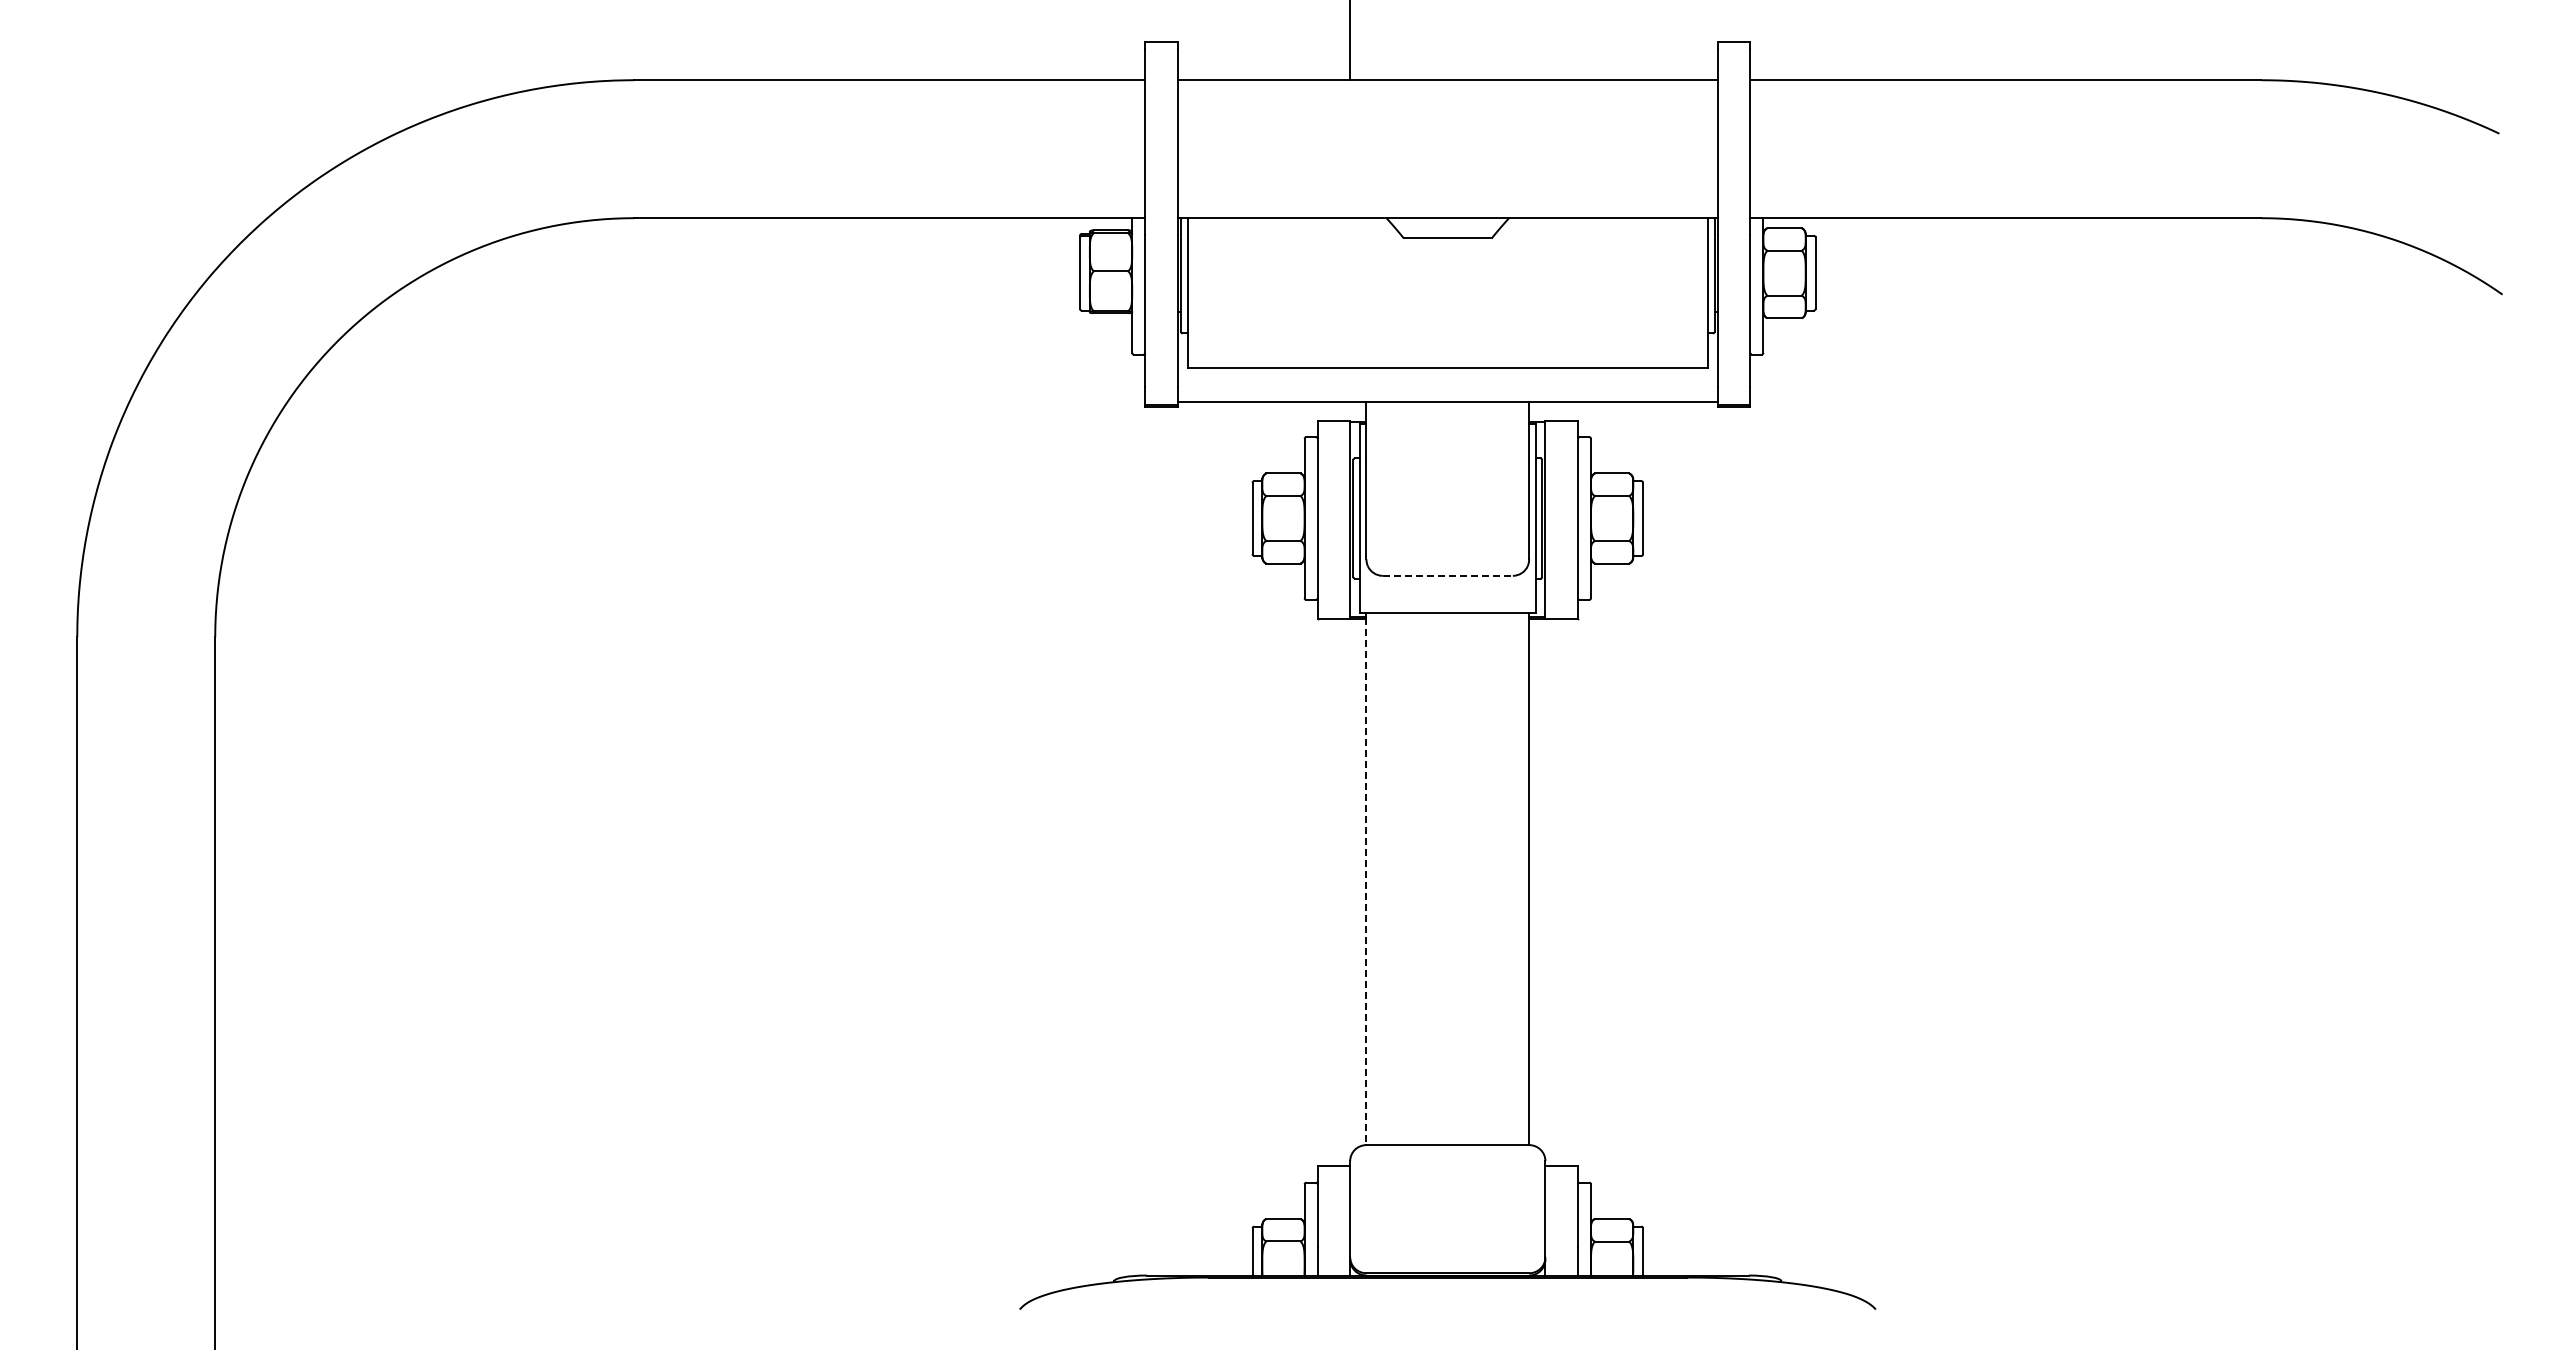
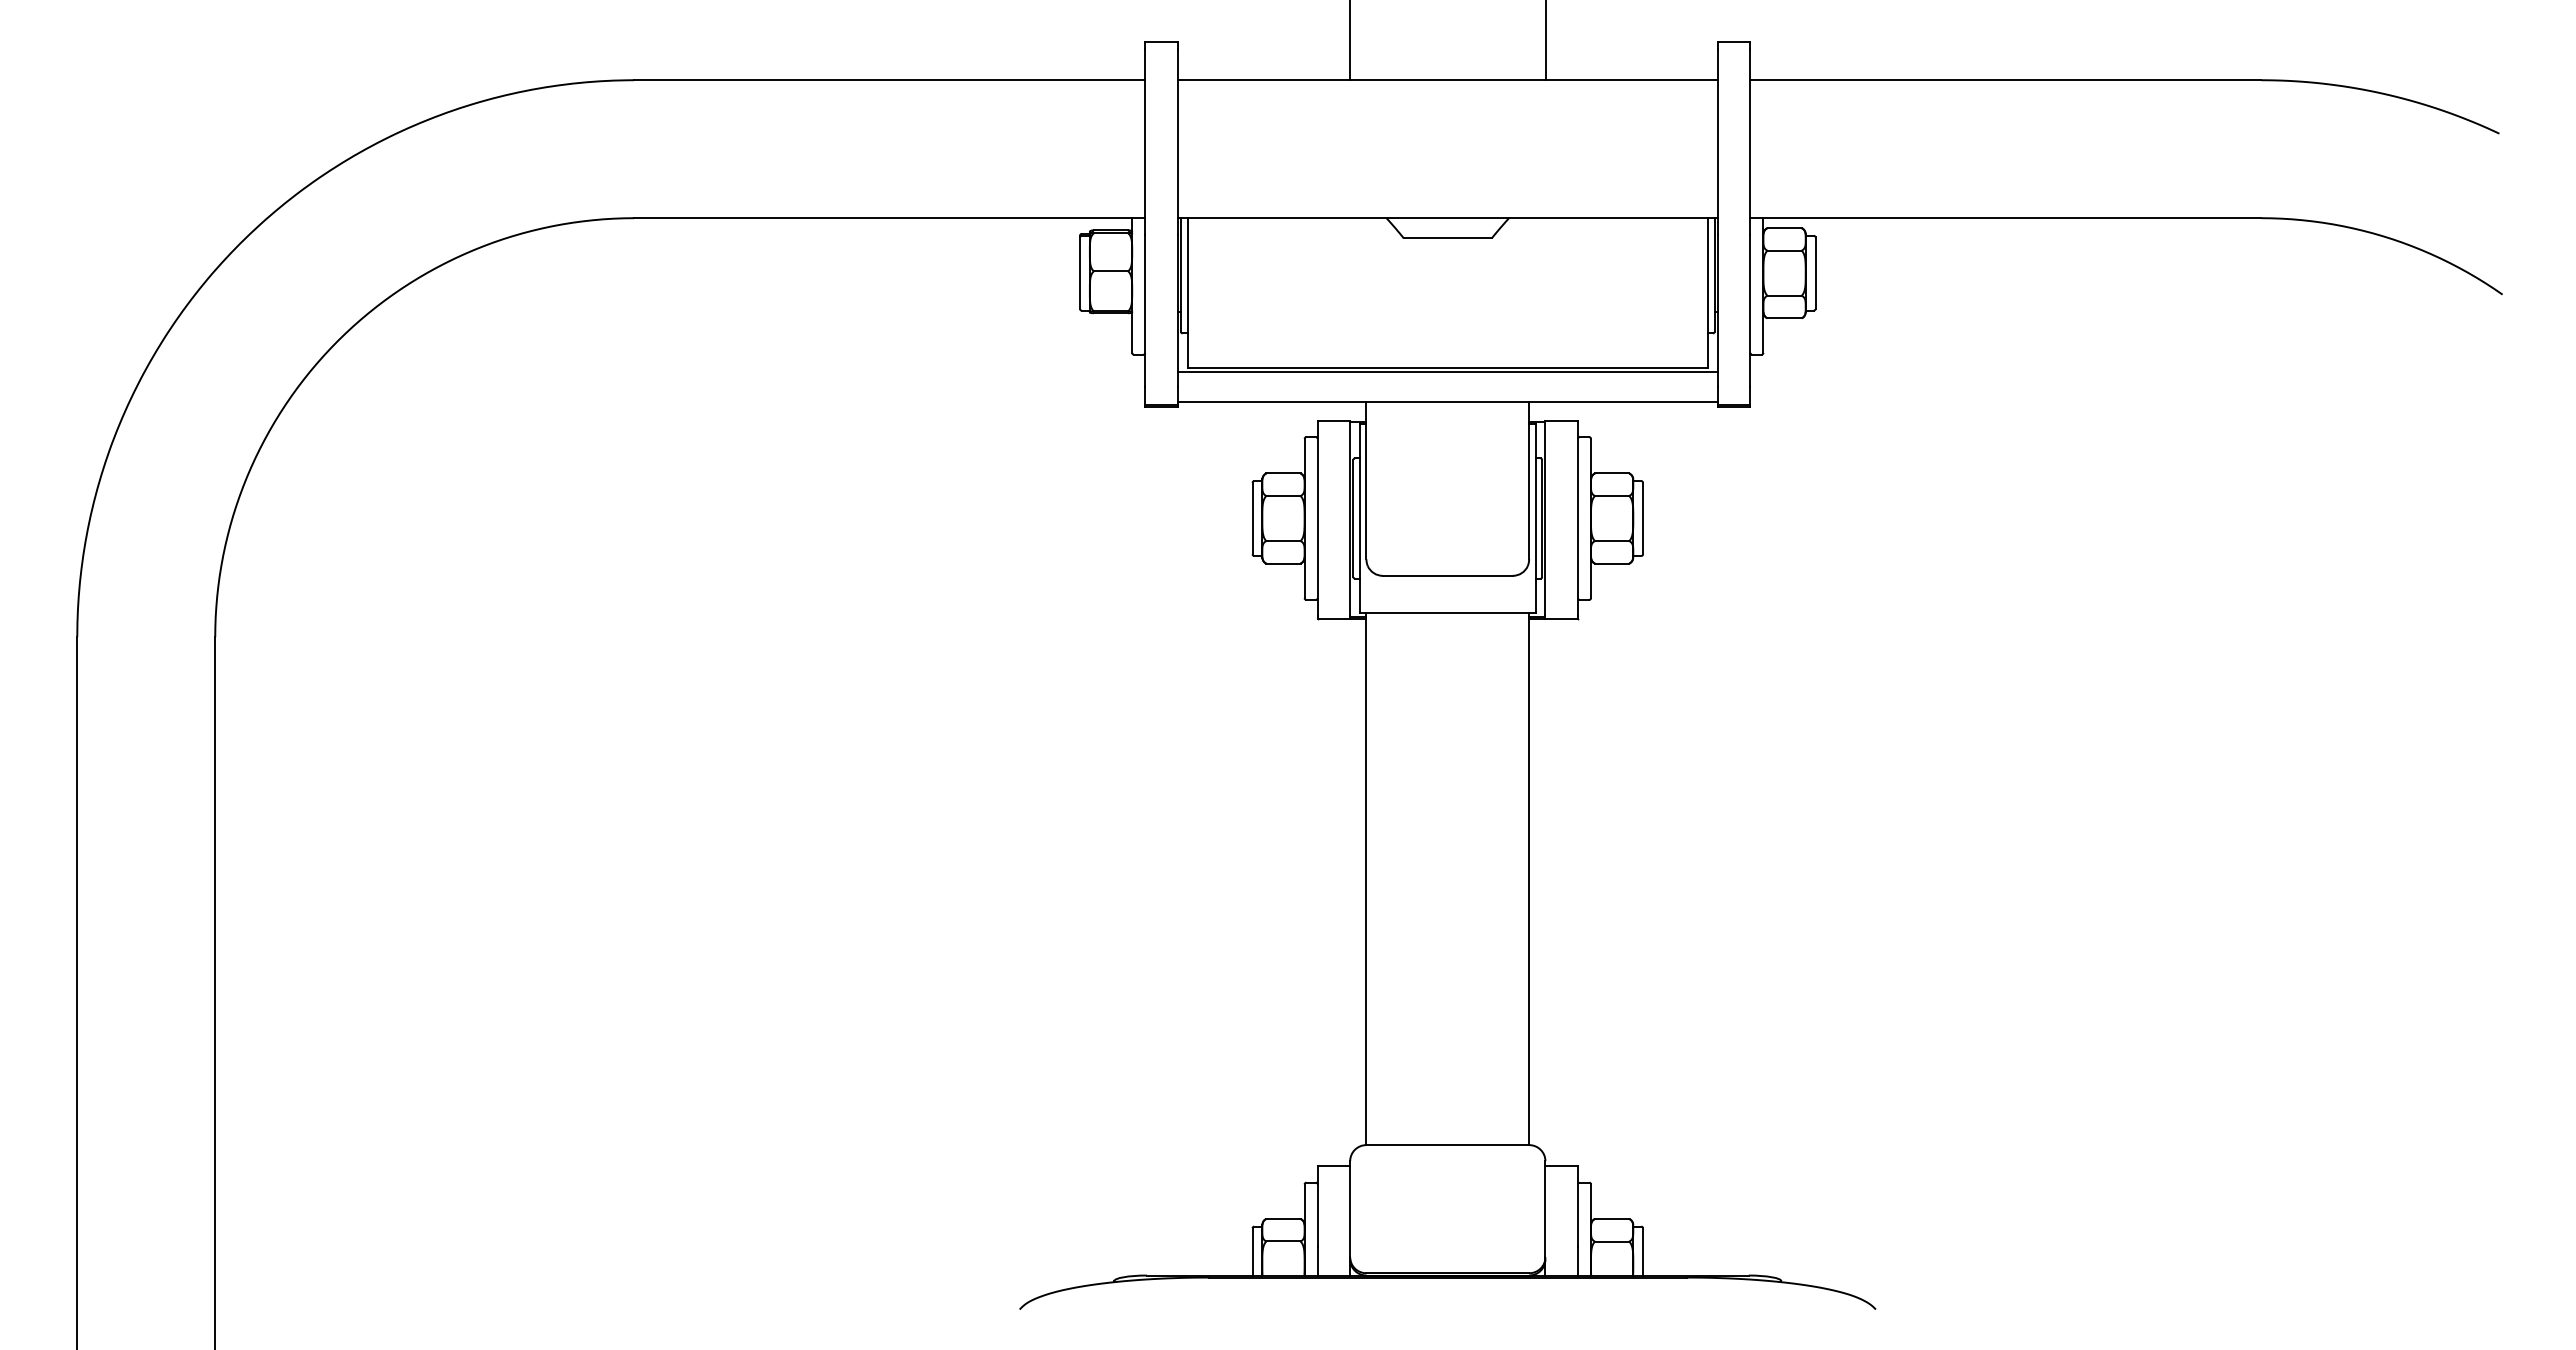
line: none -> present (1545, 41)
line: none -> present (1447, 371)
line: dashed -> solid (1448, 575)
line: dashed -> solid (1366, 881)
